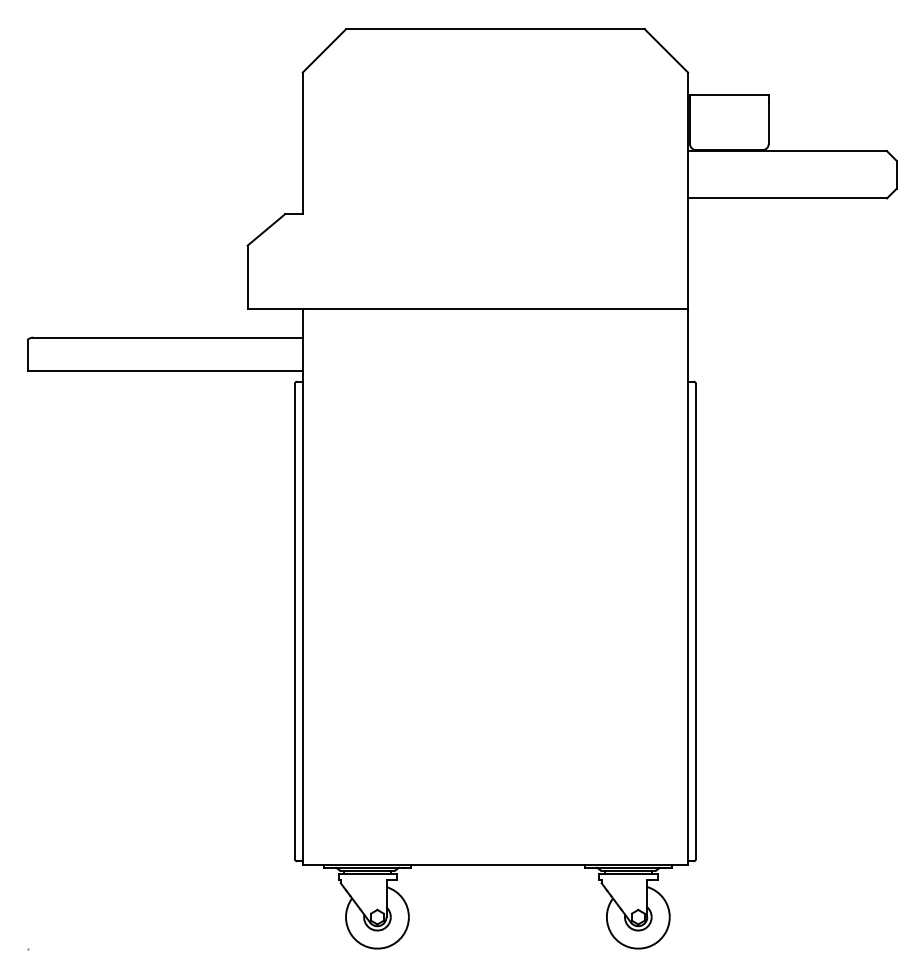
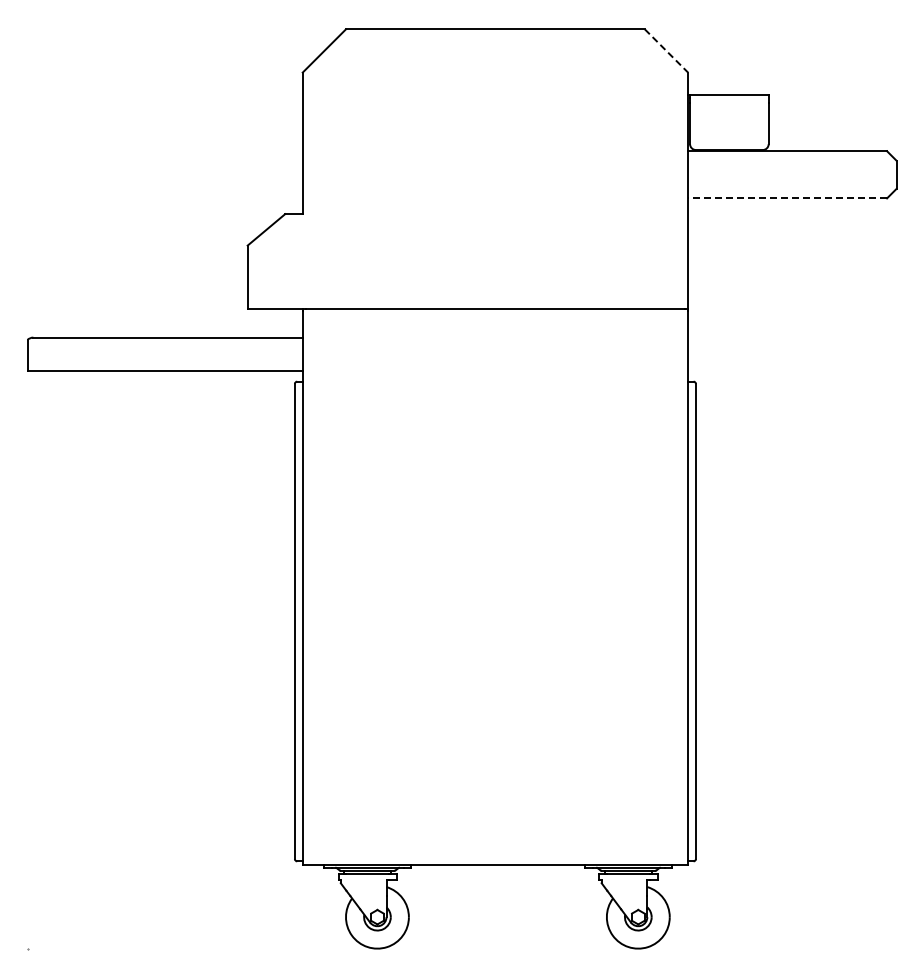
line: solid -> dashed (666, 50)
line: solid -> dashed (787, 198)
